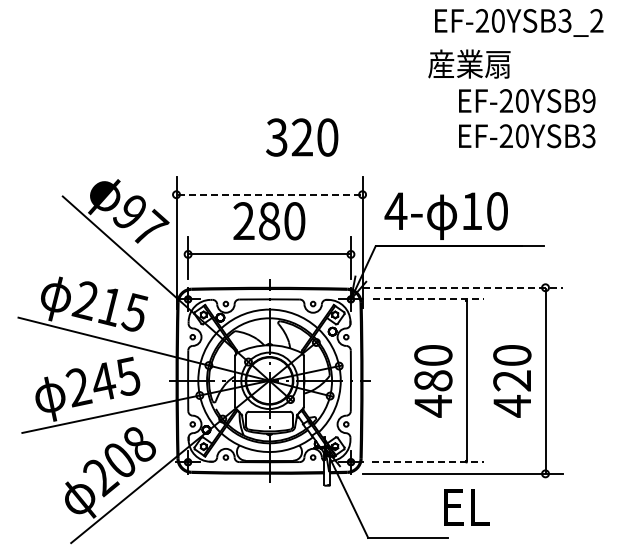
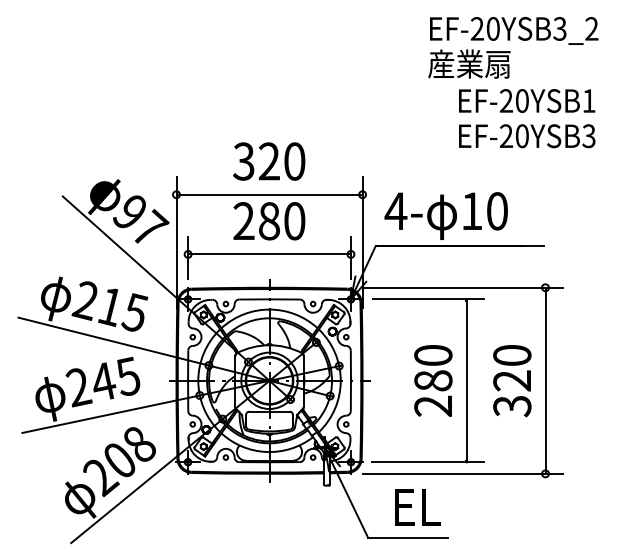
text position: (519, 22) -> (514, 30) (514, 30)
text: EF-20YSB9 -> EF-20YSB1 (588, 100)
text position: (302, 137) -> (269, 161) (269, 161)
line: dashed -> solid (269, 194)
line: dashed -> solid (463, 287)
line: dashed -> solid (428, 299)
text: 480 -> 280 (432, 406)
text: 420 -> 320 (512, 406)
line: dashed -> solid (428, 462)
text position: (466, 507) -> (417, 507) (417, 507)
